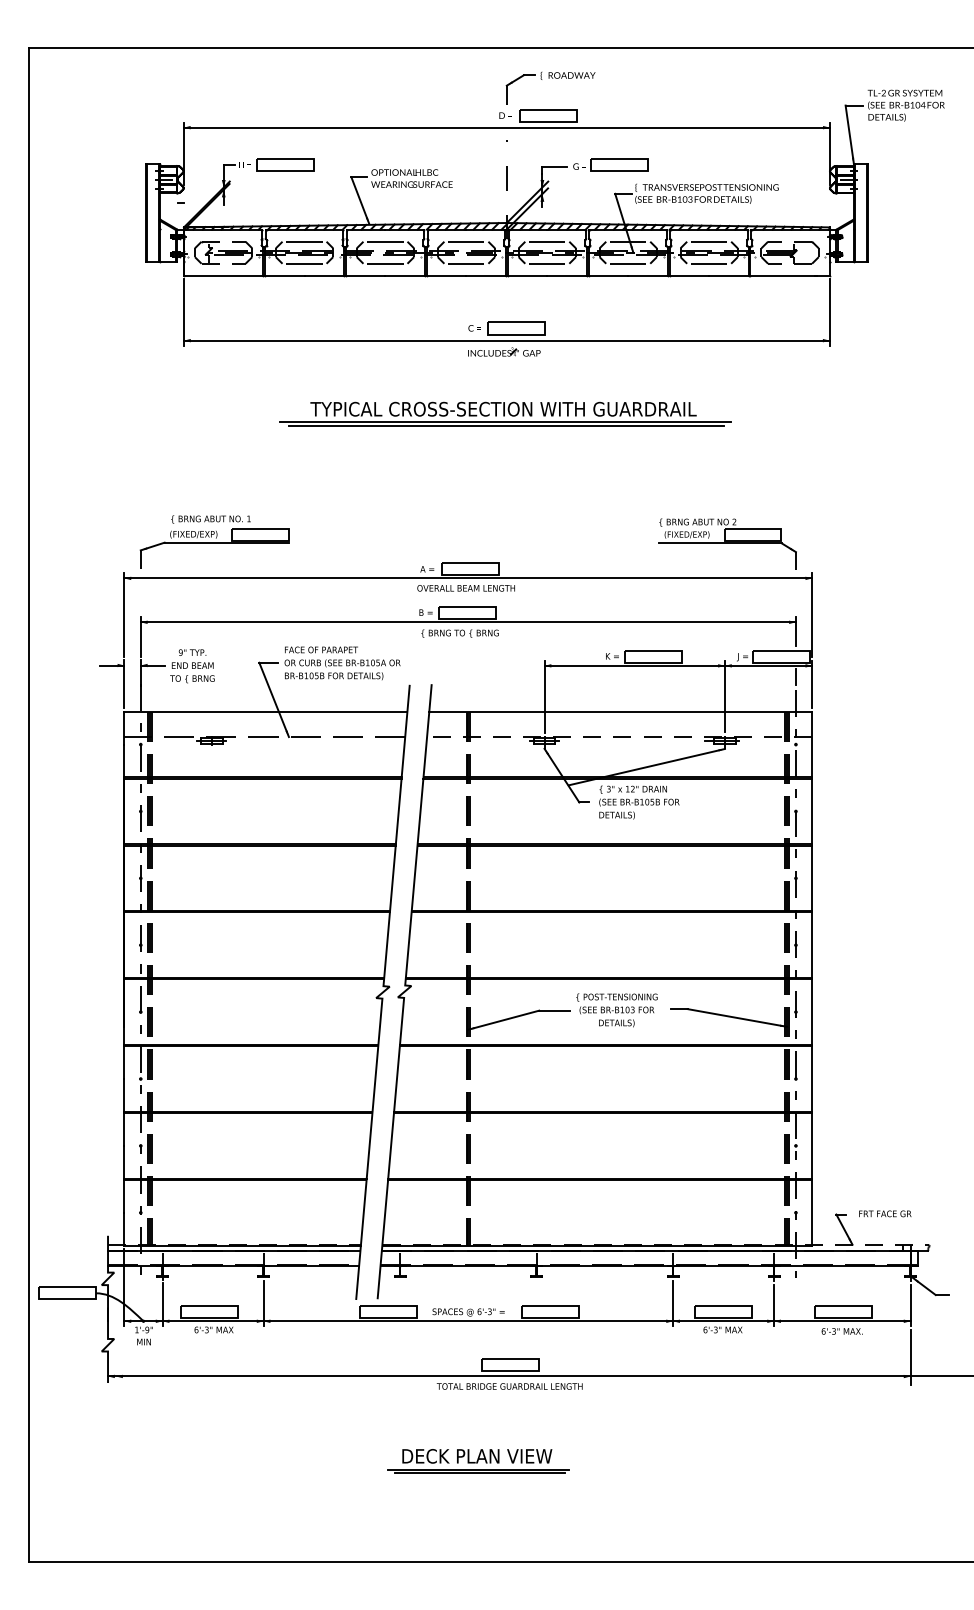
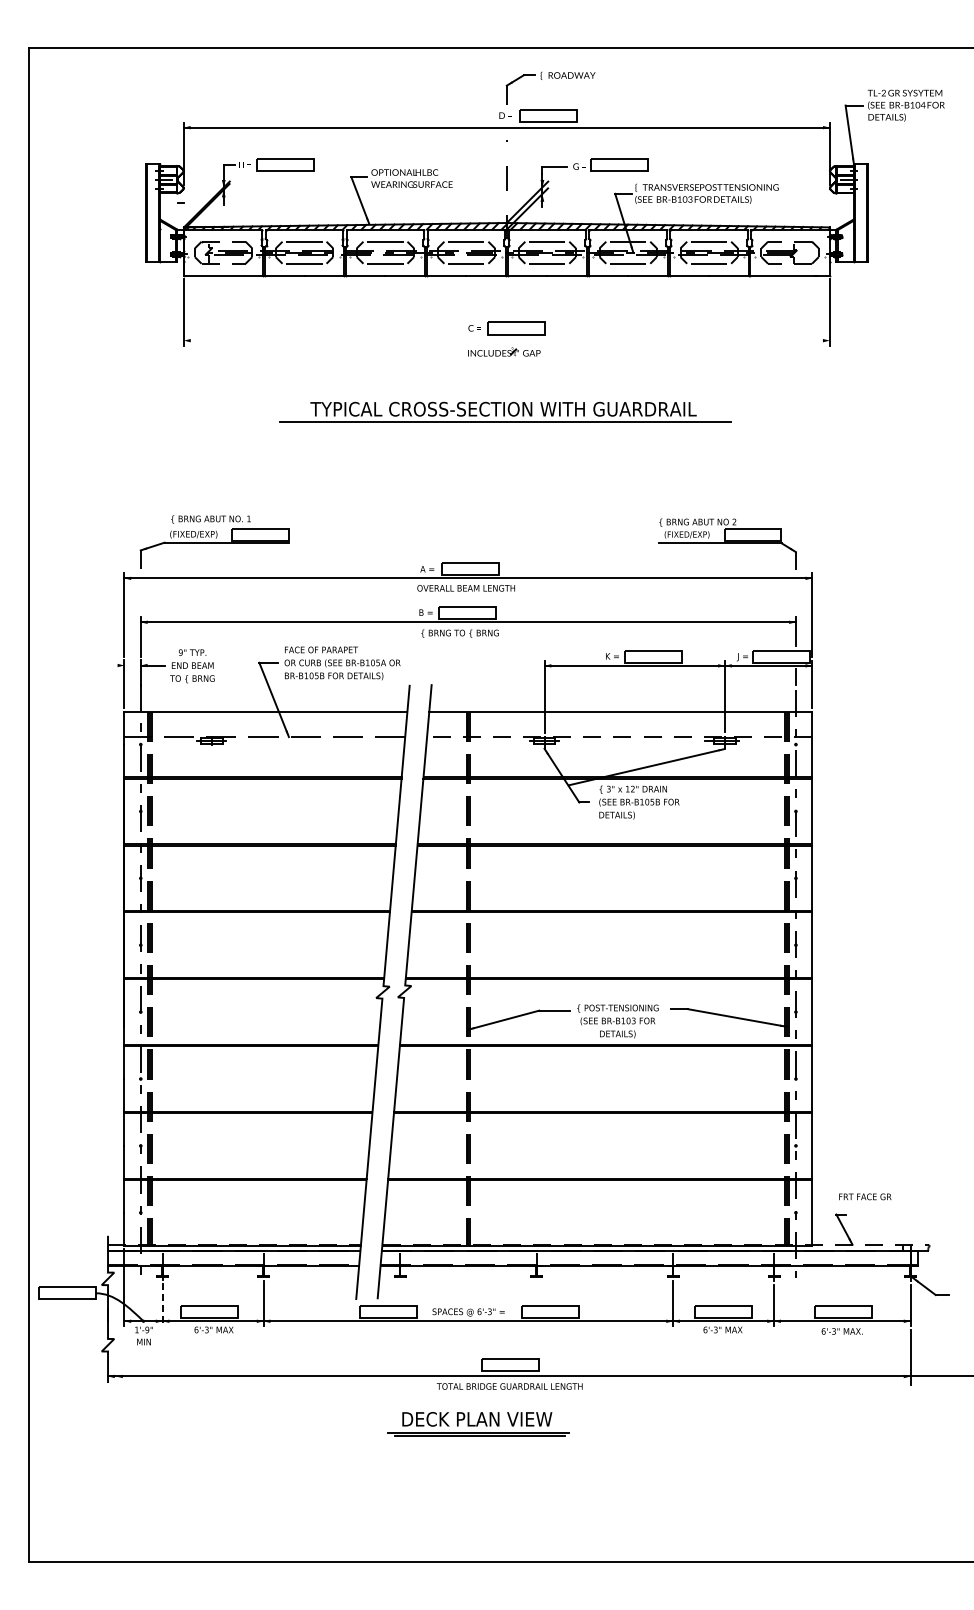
line: present -> none (506, 340)
line: present -> none (506, 426)
line: present -> none (112, 665)
text position: (616, 1010) -> (617, 1021) (617, 1021)
text position: (885, 1213) -> (865, 1196) (865, 1196)
line: solid -> dashed (162, 1304)
part position: (478, 1461) -> (478, 1424) (478, 1424)
